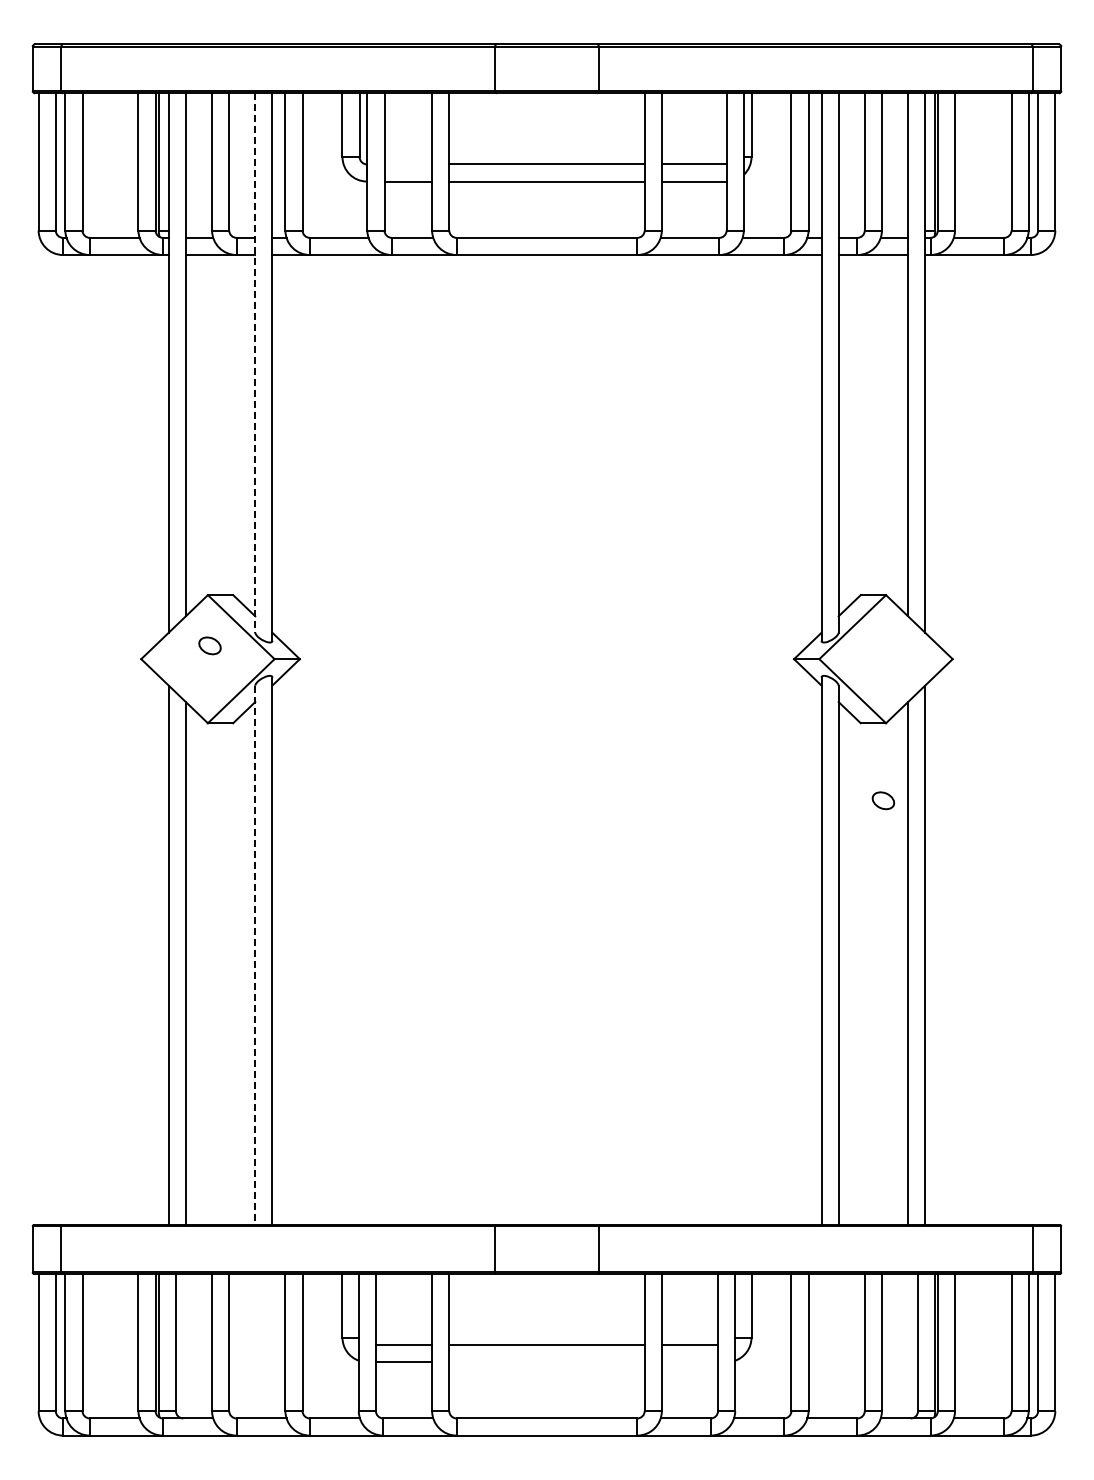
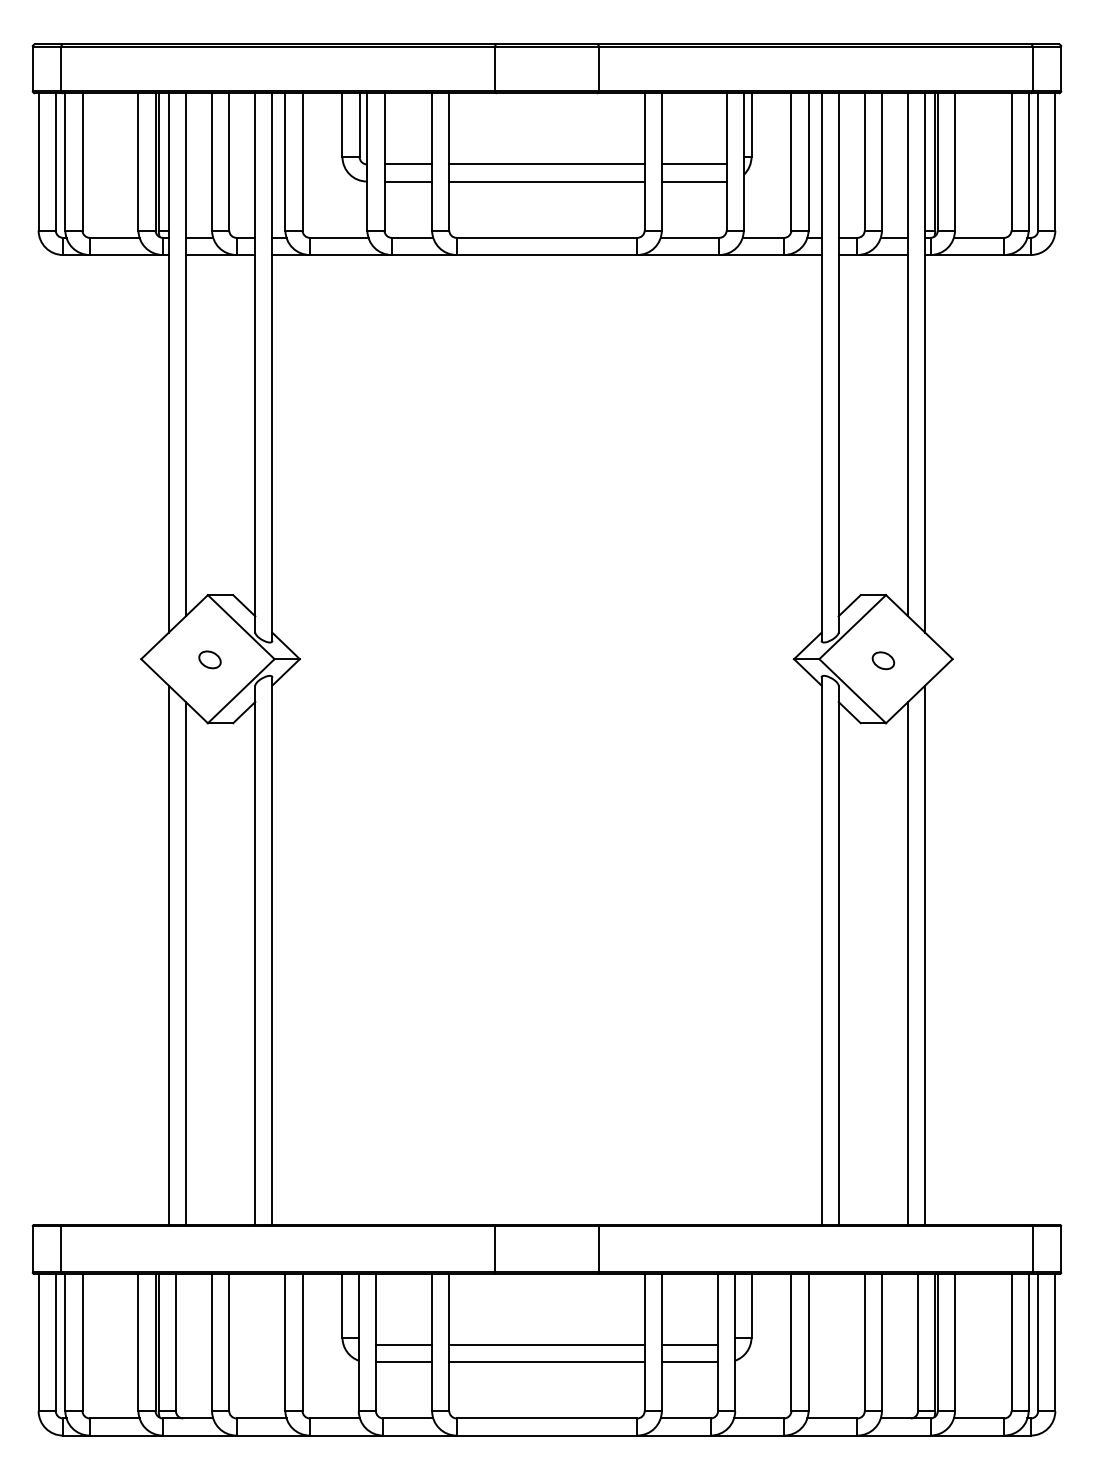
line: none -> present (408, 164)
line: dashed -> solid (255, 362)
part position: (209, 645) -> (209, 659) (209, 659)
part position: (883, 800) -> (883, 660) (883, 660)
line: dashed -> solid (255, 955)
line: none -> present (546, 1362)
line: none -> present (689, 1362)
